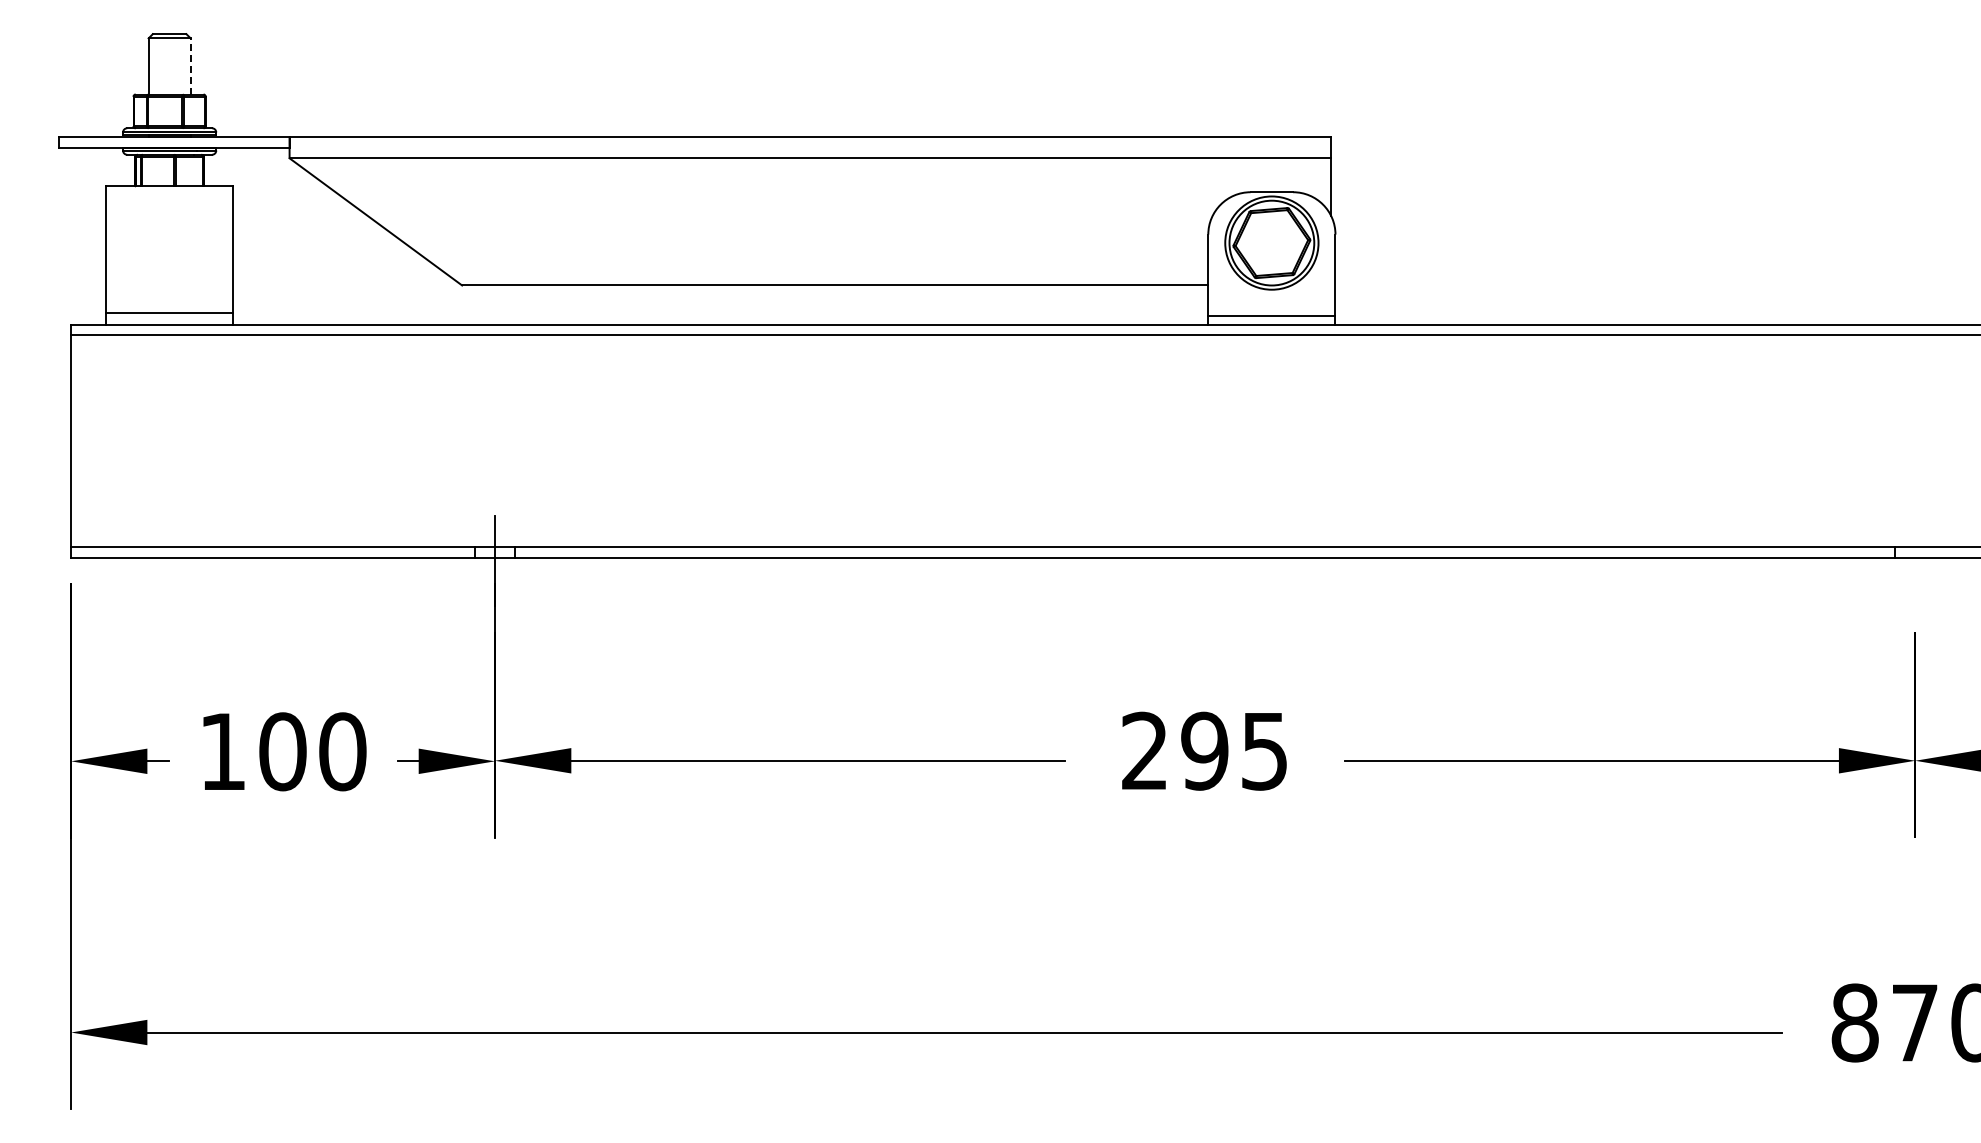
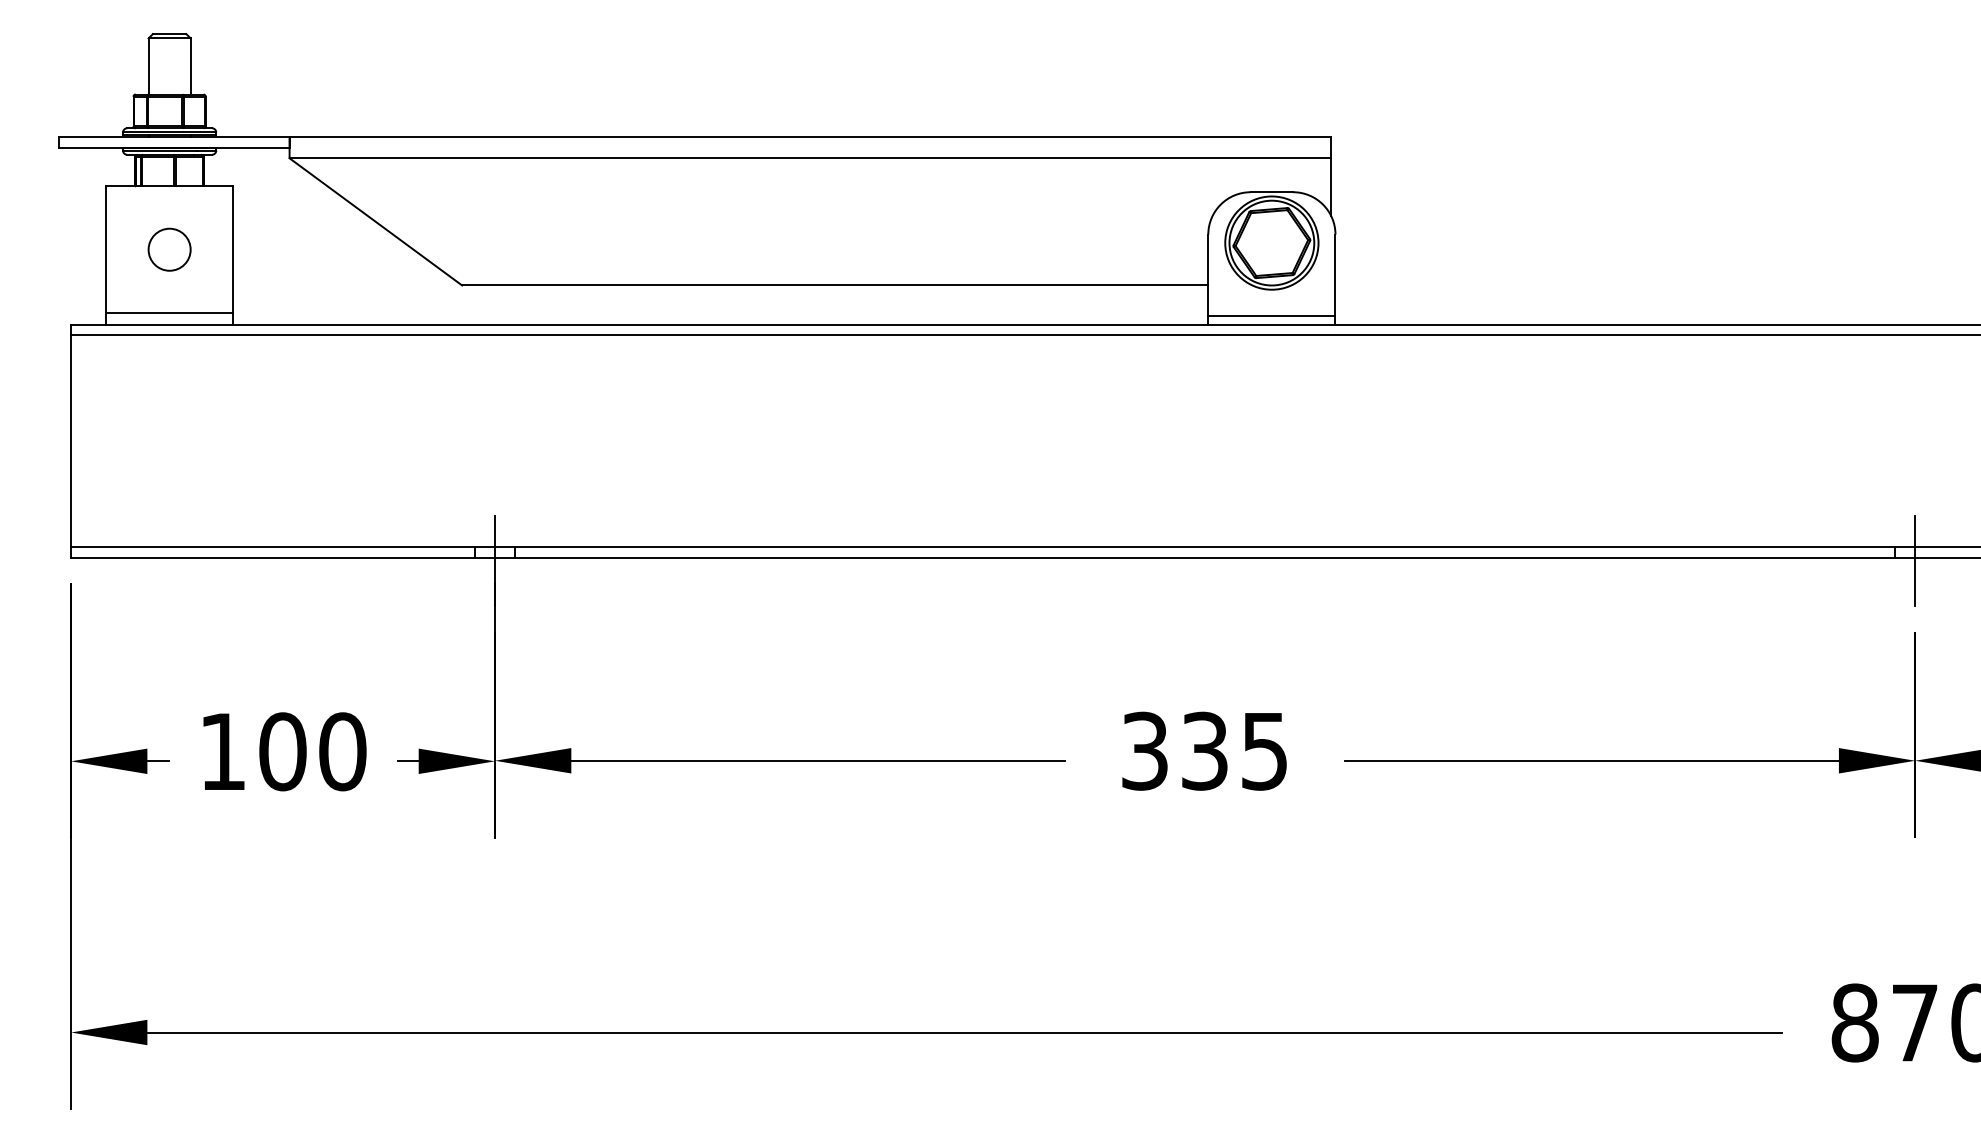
line: dashed -> solid (190, 66)
circle: none -> present (169, 249)
line: none -> present (1915, 560)
text: 295 -> 335 (1175, 750)
